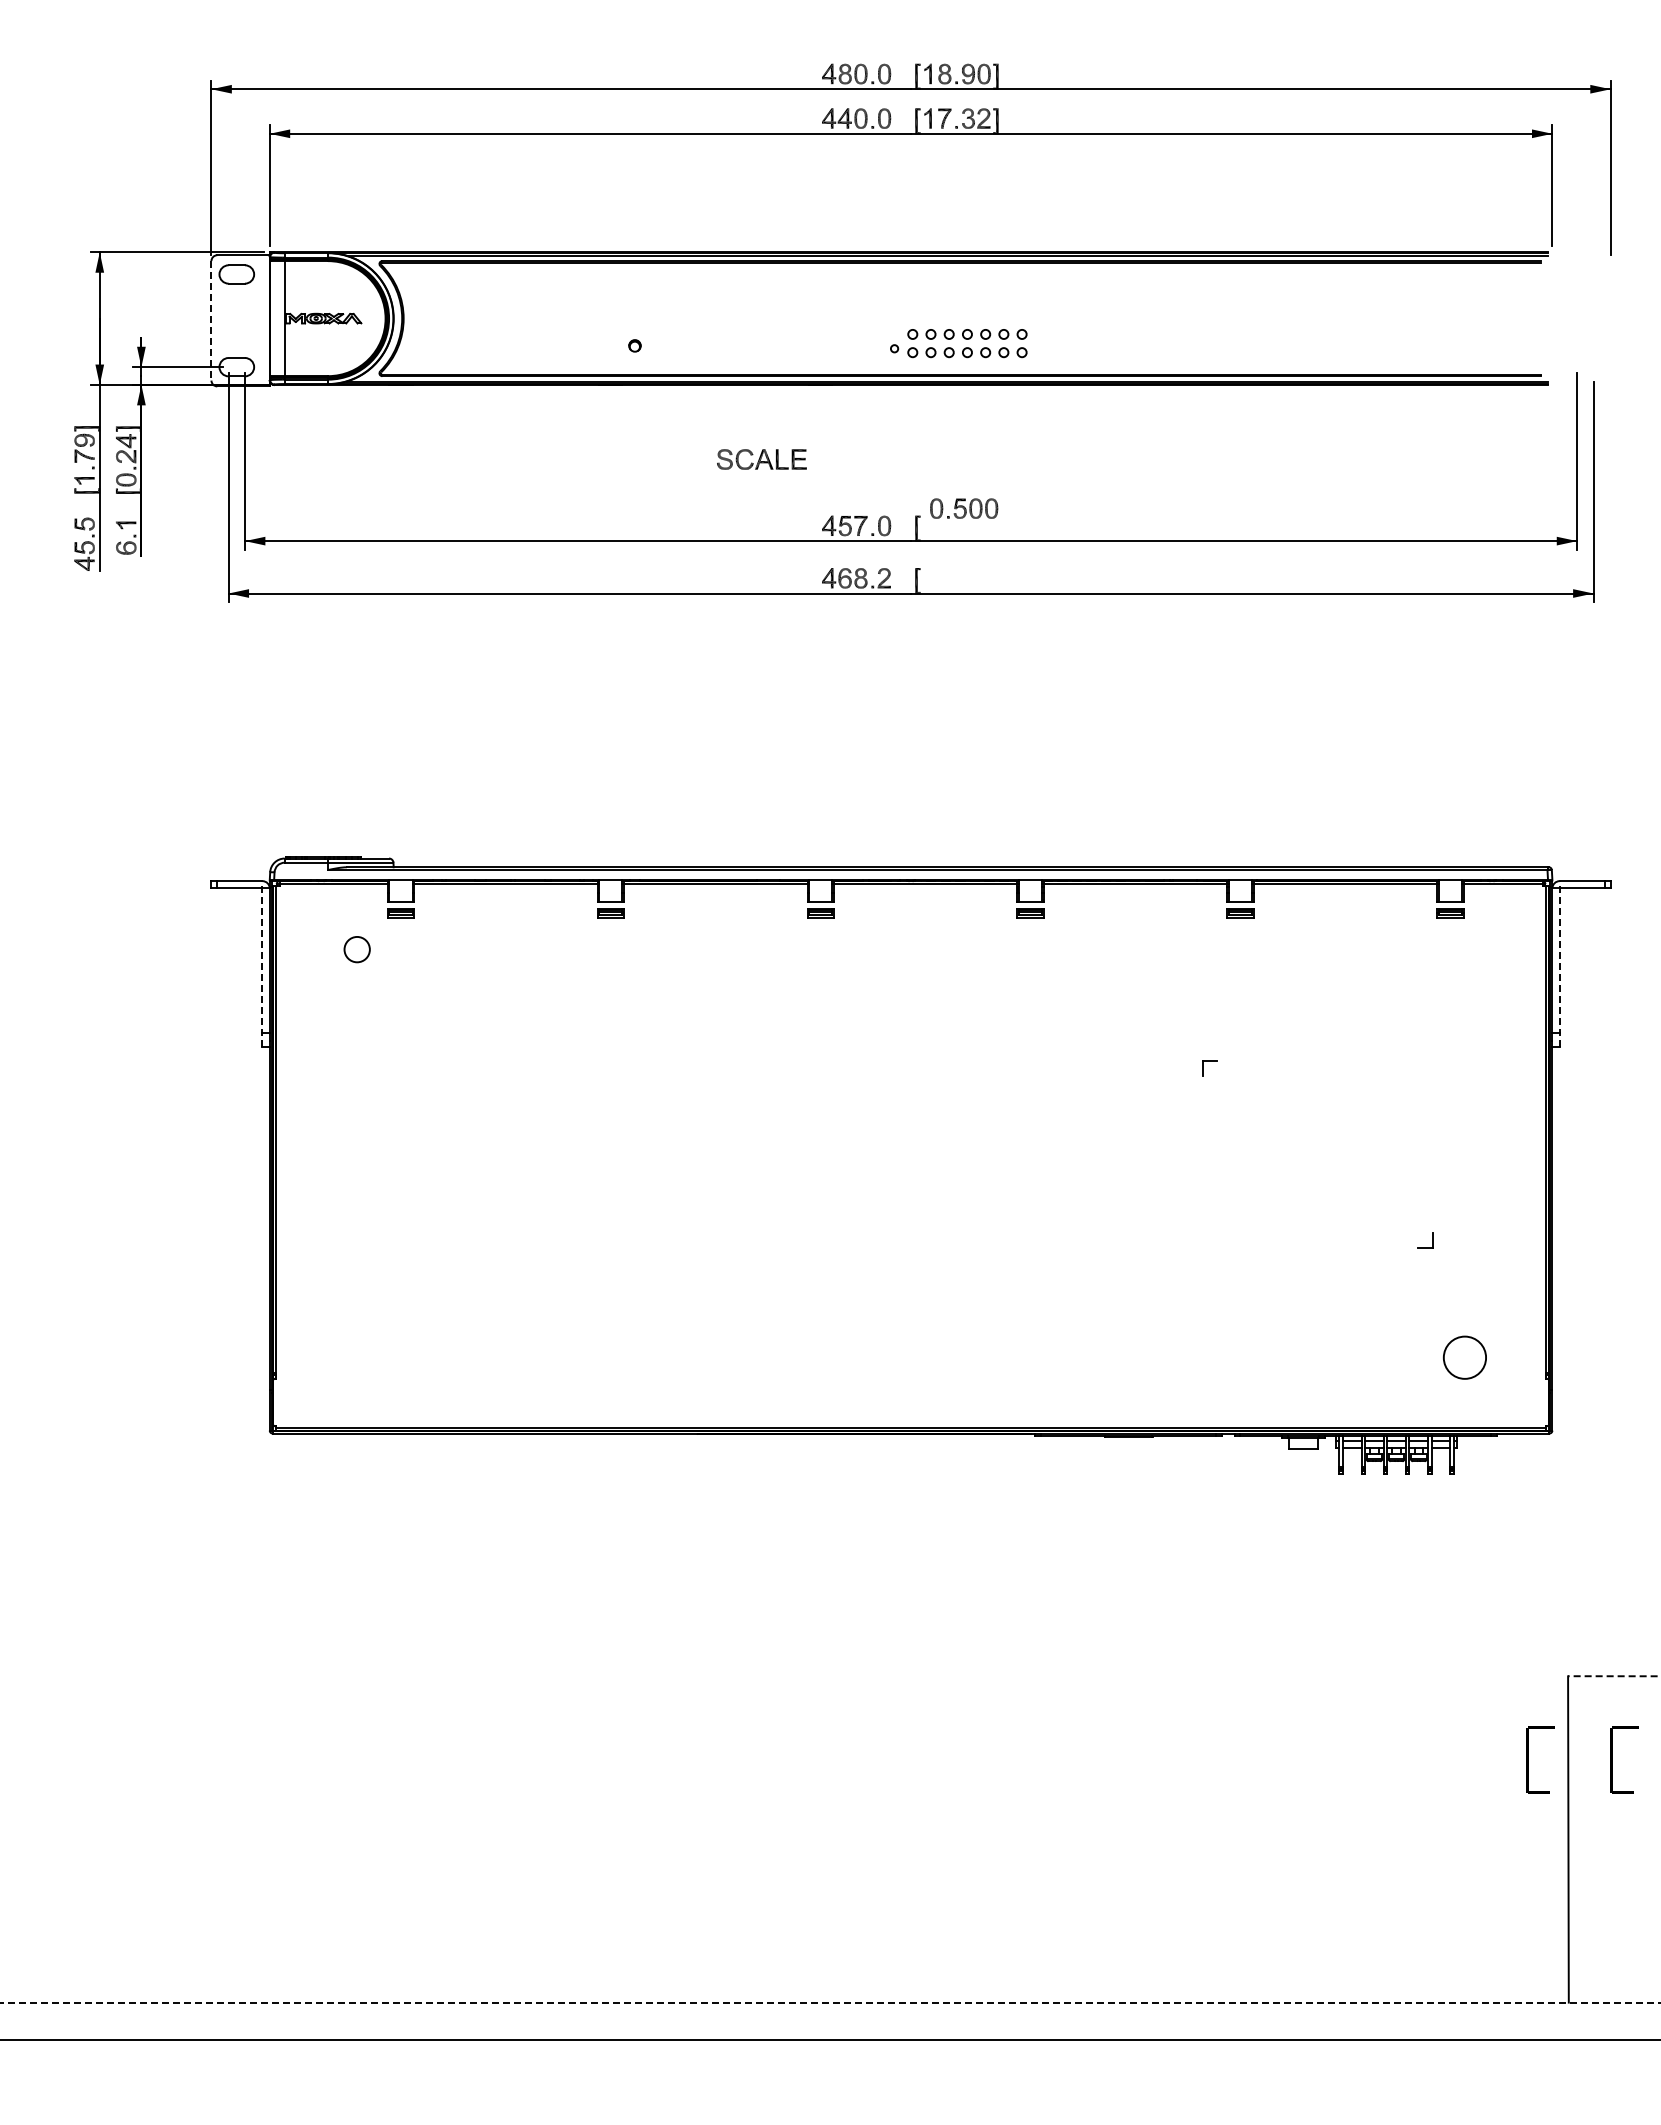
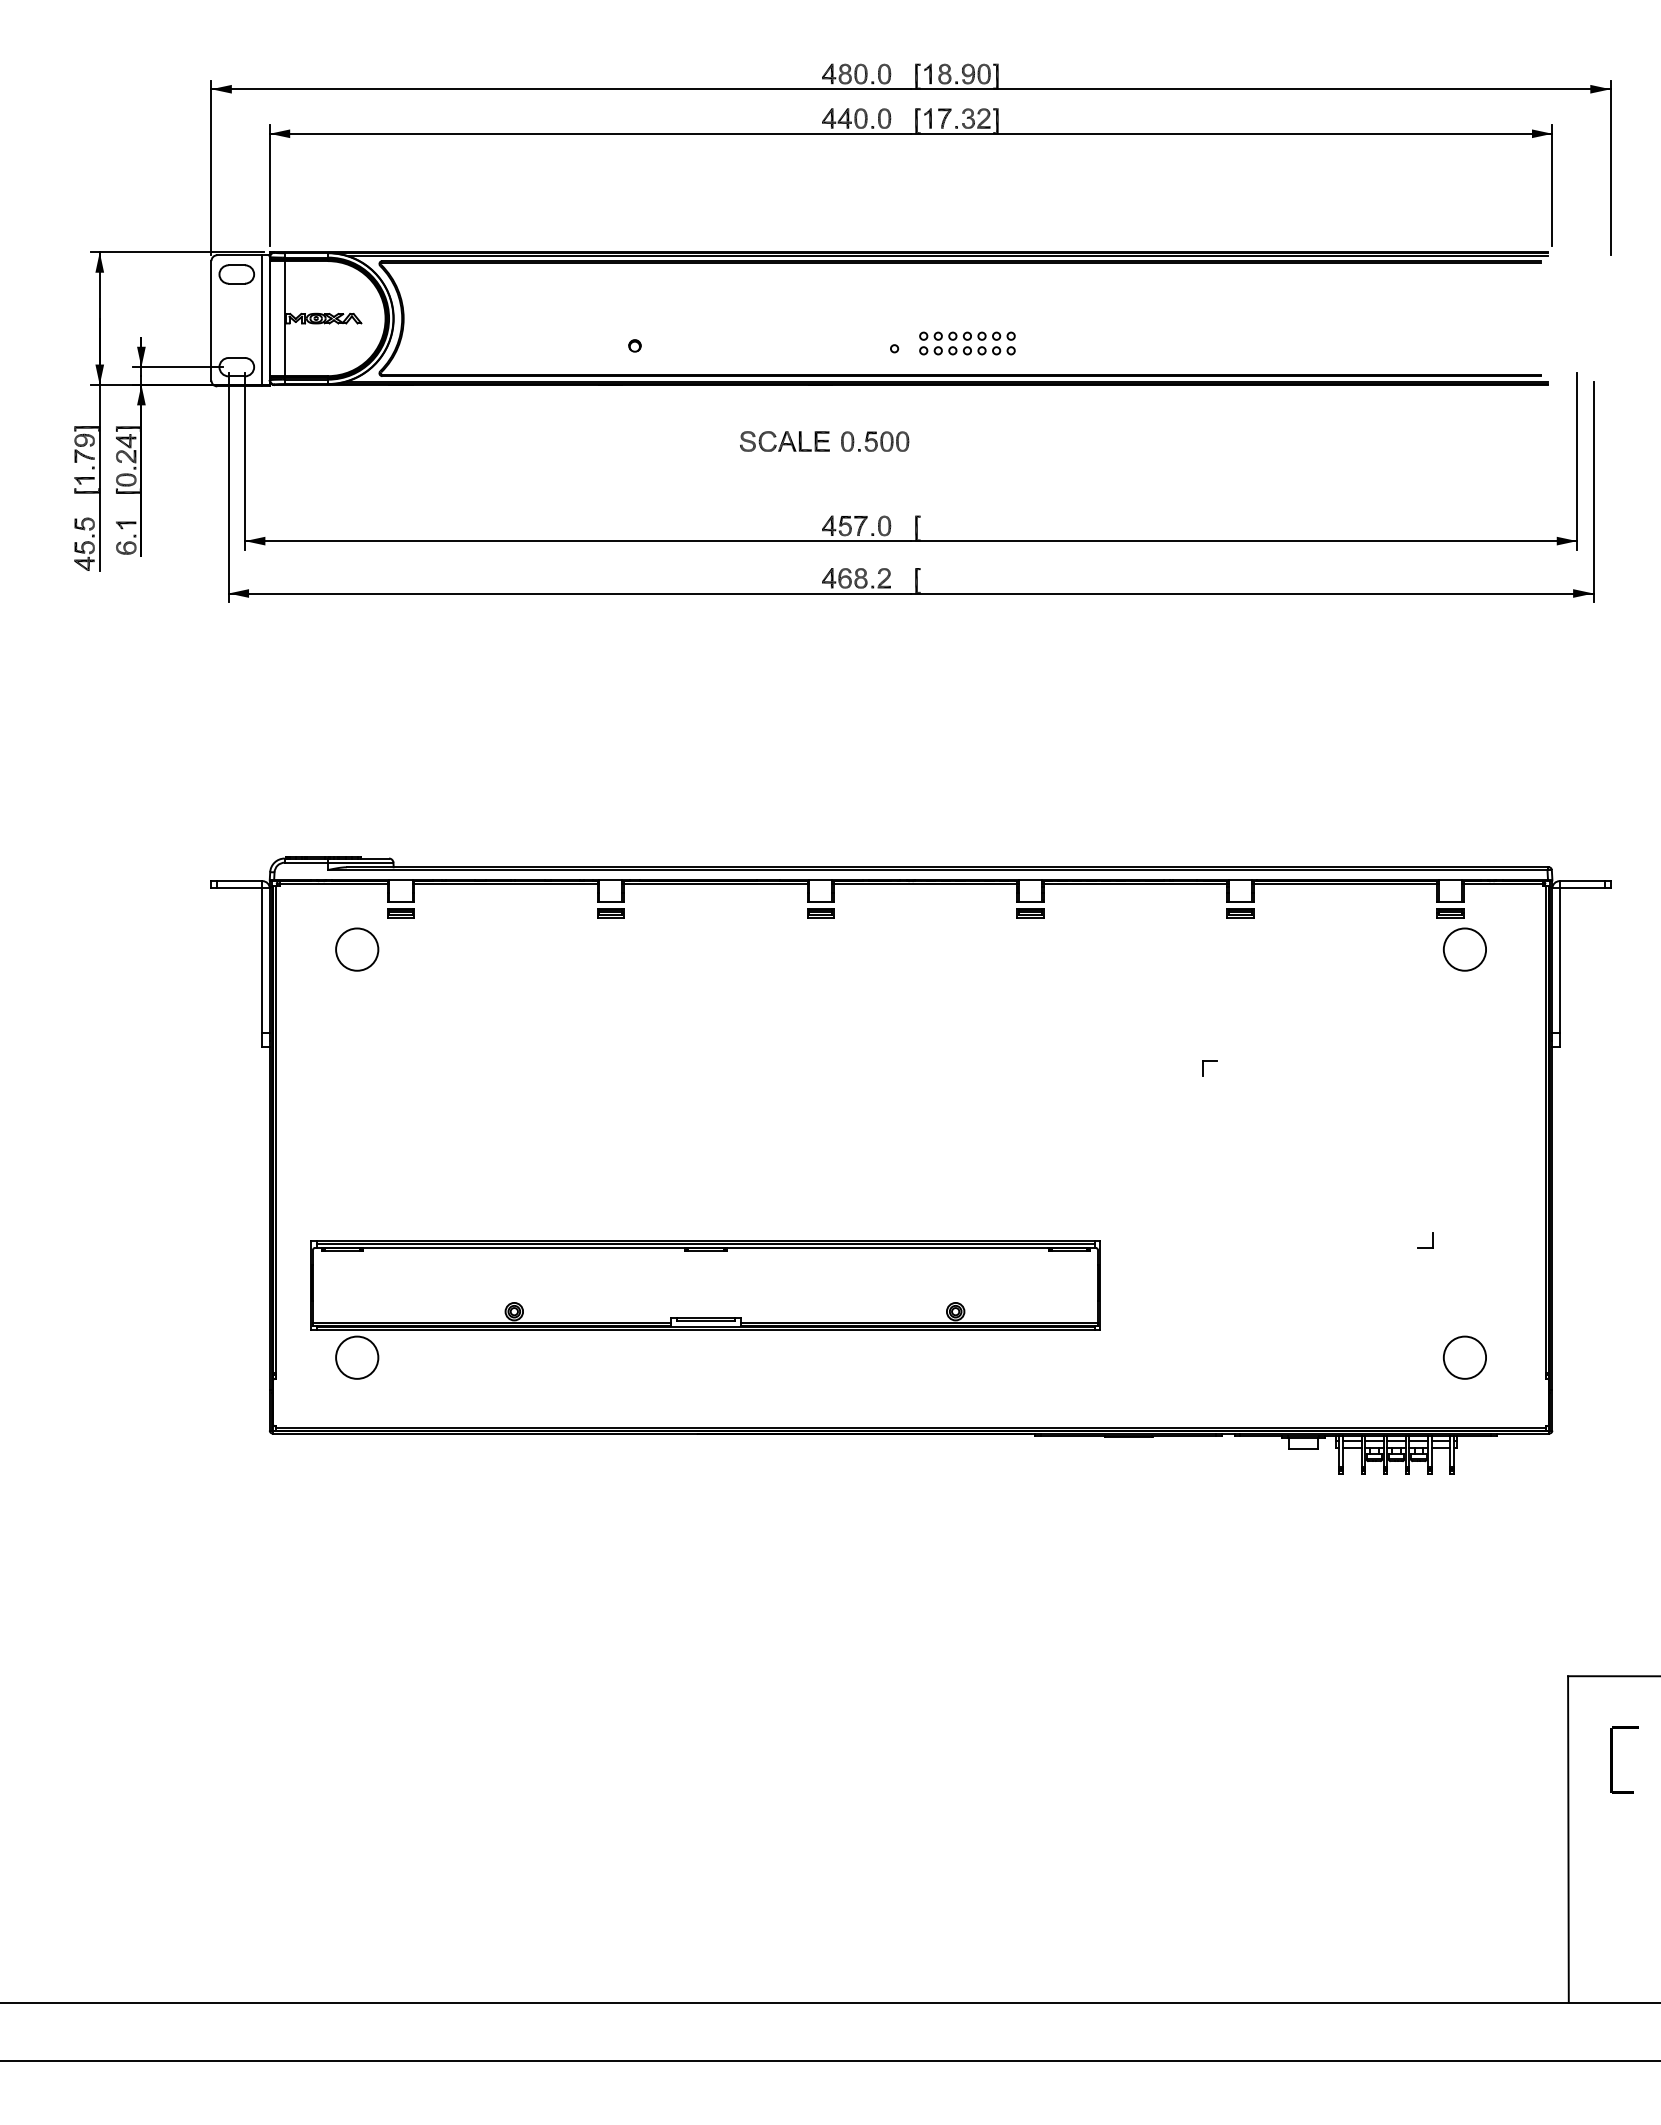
line: dashed -> solid (211, 320)
line: none -> present (262, 320)
part size: 121x30 px -> 97x25 px (967, 343)
part position: (761, 459) -> (784, 441) (784, 441)
part position: (964, 508) -> (875, 441) (875, 441)
circle diameter: 25 px -> 42 px (357, 949)
circle: none -> present (1464, 949)
line: dashed -> solid (262, 963)
line: dashed -> solid (1559, 963)
part: none -> present (705, 1309)
line: dashed -> solid (1613, 1676)
part: present -> none (1528, 1759)
line: dashed -> solid (830, 2002)
line position: (829, 2040) -> (829, 2061) (829, 2061)
